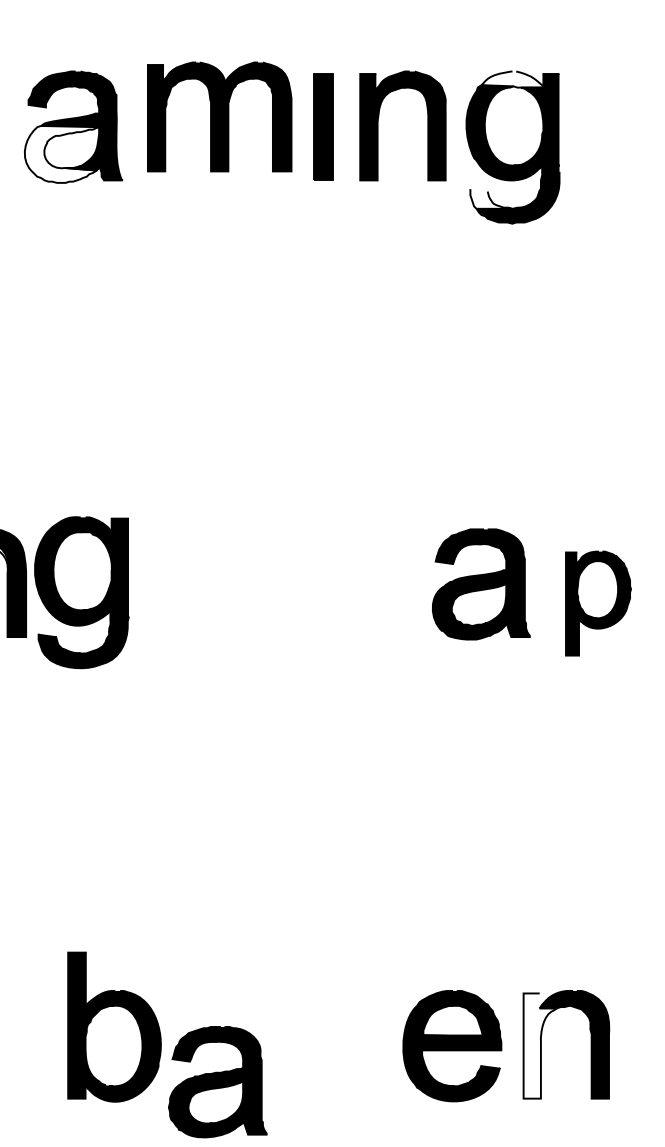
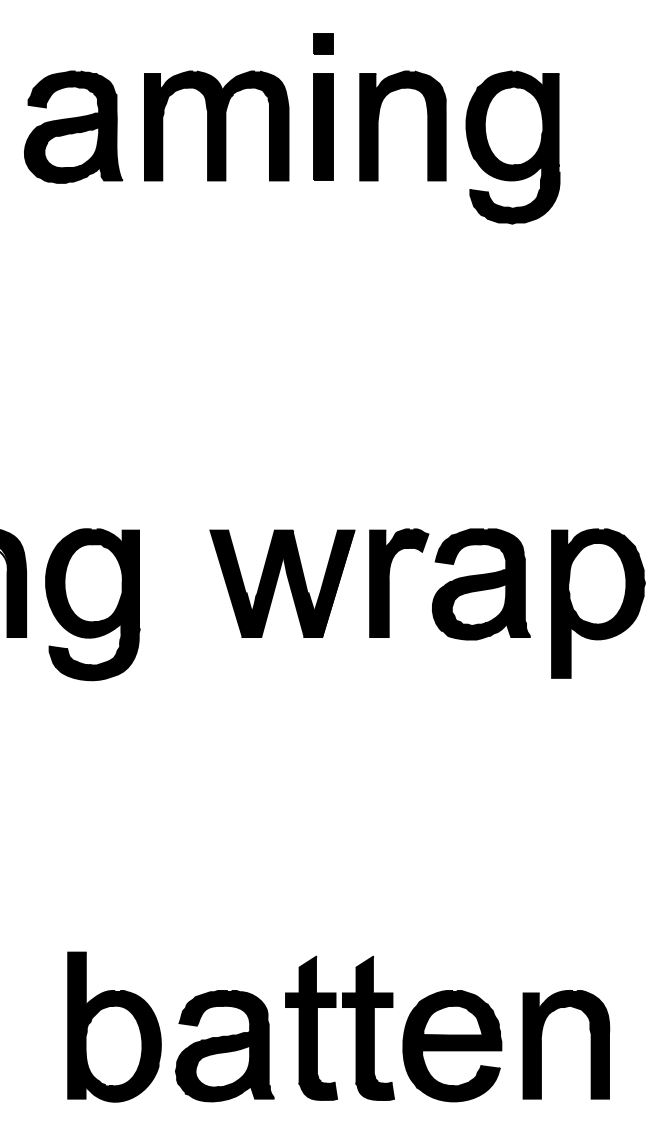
part: none -> present (323, 43)
fill: none -> present (512, 79)
part position: (219, 116) -> (216, 125) (216, 125)
fill: none -> present (61, 153)
fill: none -> present (491, 198)
part: none -> present (389, 582)
part: none -> present (282, 583)
part position: (81, 592) -> (92, 604) (92, 604)
part size: 67x107 px -> 95x151 px (598, 603)
part: none -> present (355, 1027)
fill: none -> present (540, 1045)
part position: (217, 1082) -> (224, 1046) (224, 1046)
